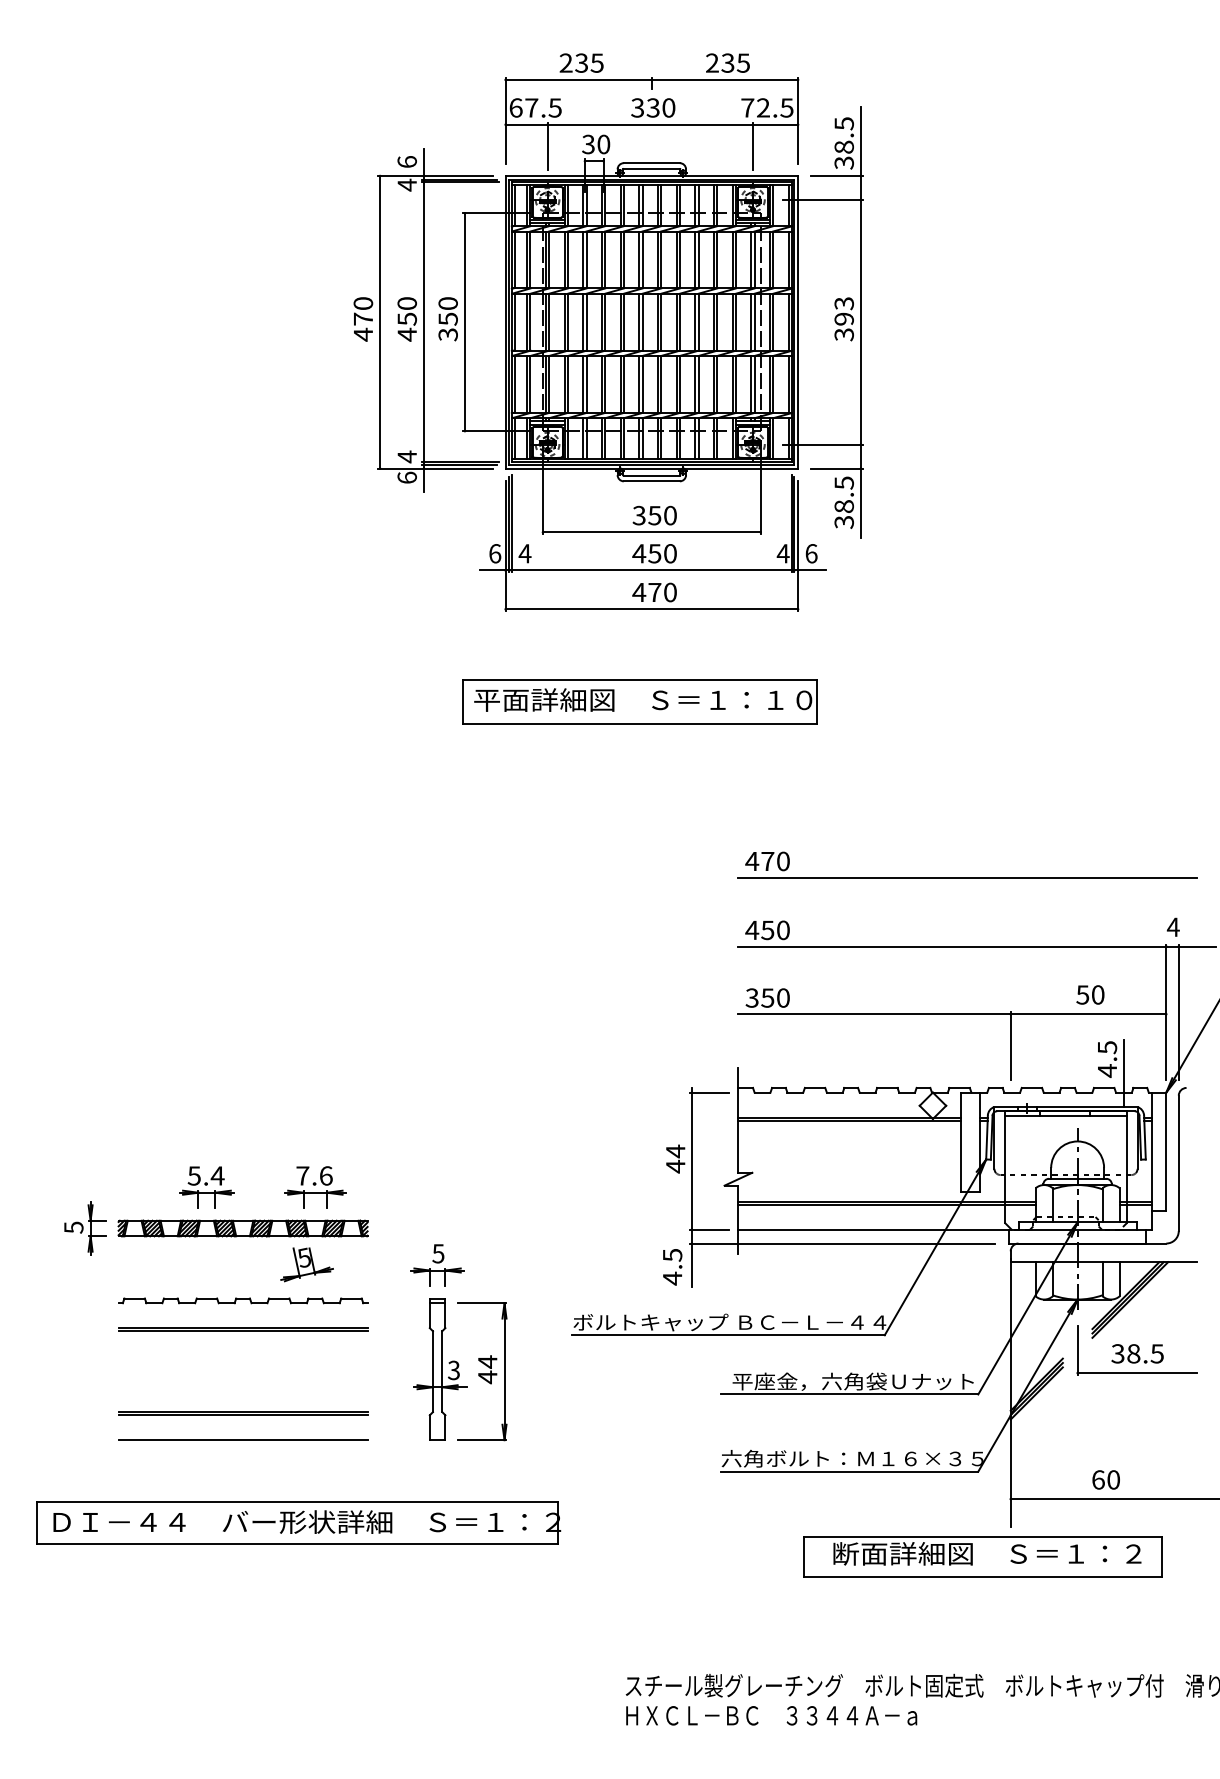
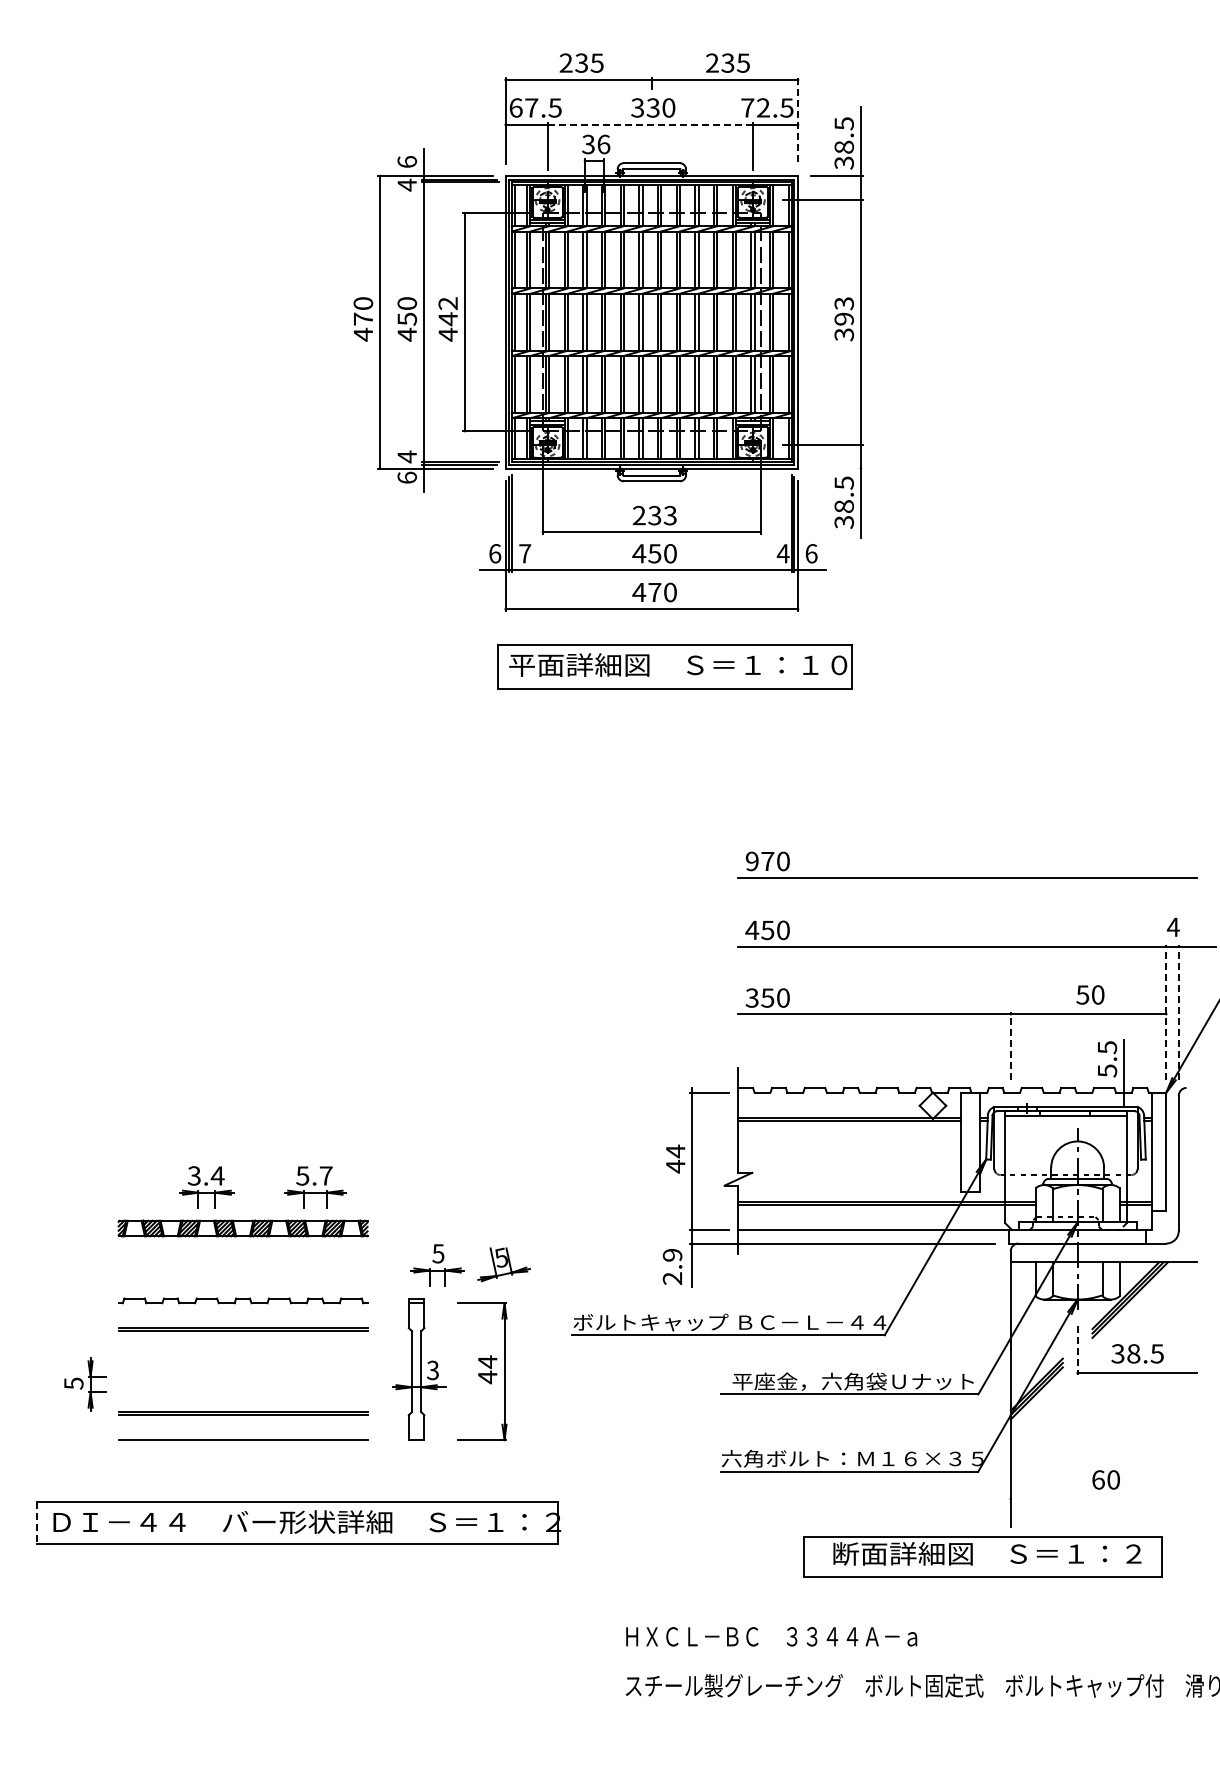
line: solid -> dashed (798, 120)
line: solid -> dashed (650, 124)
text: 30 -> 36 (603, 144)
text: 350 -> 442 (447, 319)
line: present -> none (836, 468)
text: 350 -> 233 (654, 515)
text: 4 -> 7 (524, 553)
part position: (639, 701) -> (674, 666) (674, 666)
text: 470 -> 970 (752, 861)
line: solid -> dashed (1166, 1012)
line: solid -> dashed (1178, 1012)
line: solid -> dashed (1010, 1046)
text: 4.5 -> 5.5 (1107, 1071)
text: 5.4 -> 3.4 (194, 1175)
text: 7.6 -> 5.7 (314, 1175)
part position: (85, 1228) -> (85, 1384) (85, 1384)
part position: (306, 1264) -> (503, 1264) (503, 1264)
text: 4.5 -> 2.9 (672, 1267)
line: solid -> dashed (1077, 1351)
part position: (440, 1369) -> (419, 1369) (419, 1369)
line: present -> none (1113, 1499)
line: solid -> dashed (36, 1523)
text position: (771, 1715) -> (771, 1636) (771, 1636)
